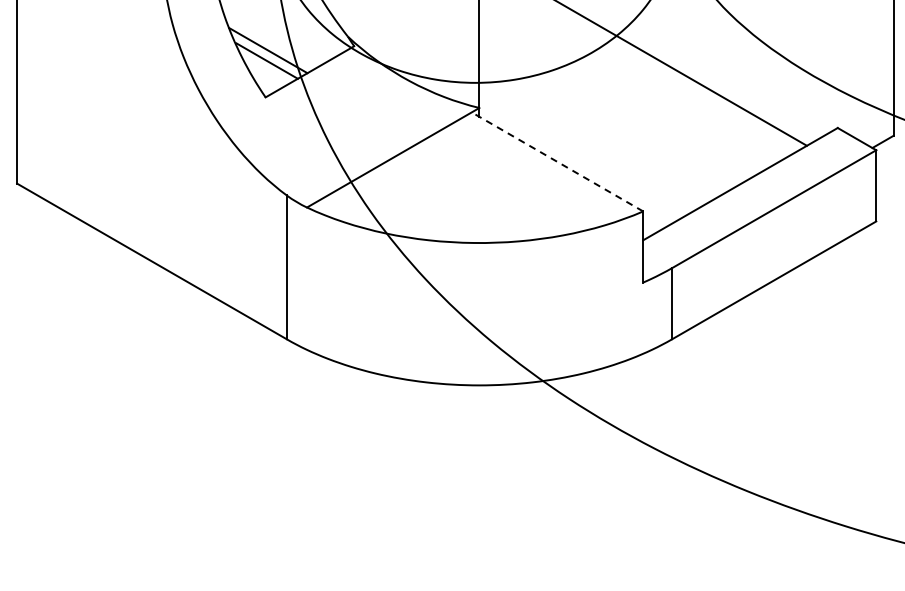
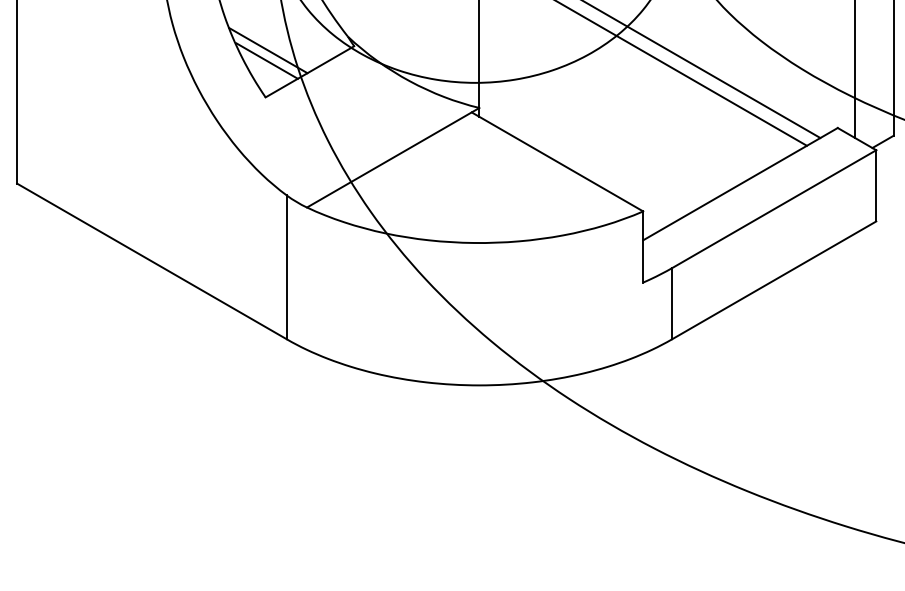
line: none -> present (702, 70)
line: none -> present (855, 70)
line: dashed -> solid (557, 161)
